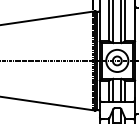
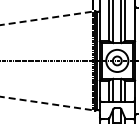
line: solid -> dashed (48, 18)
line: solid -> dashed (48, 103)
